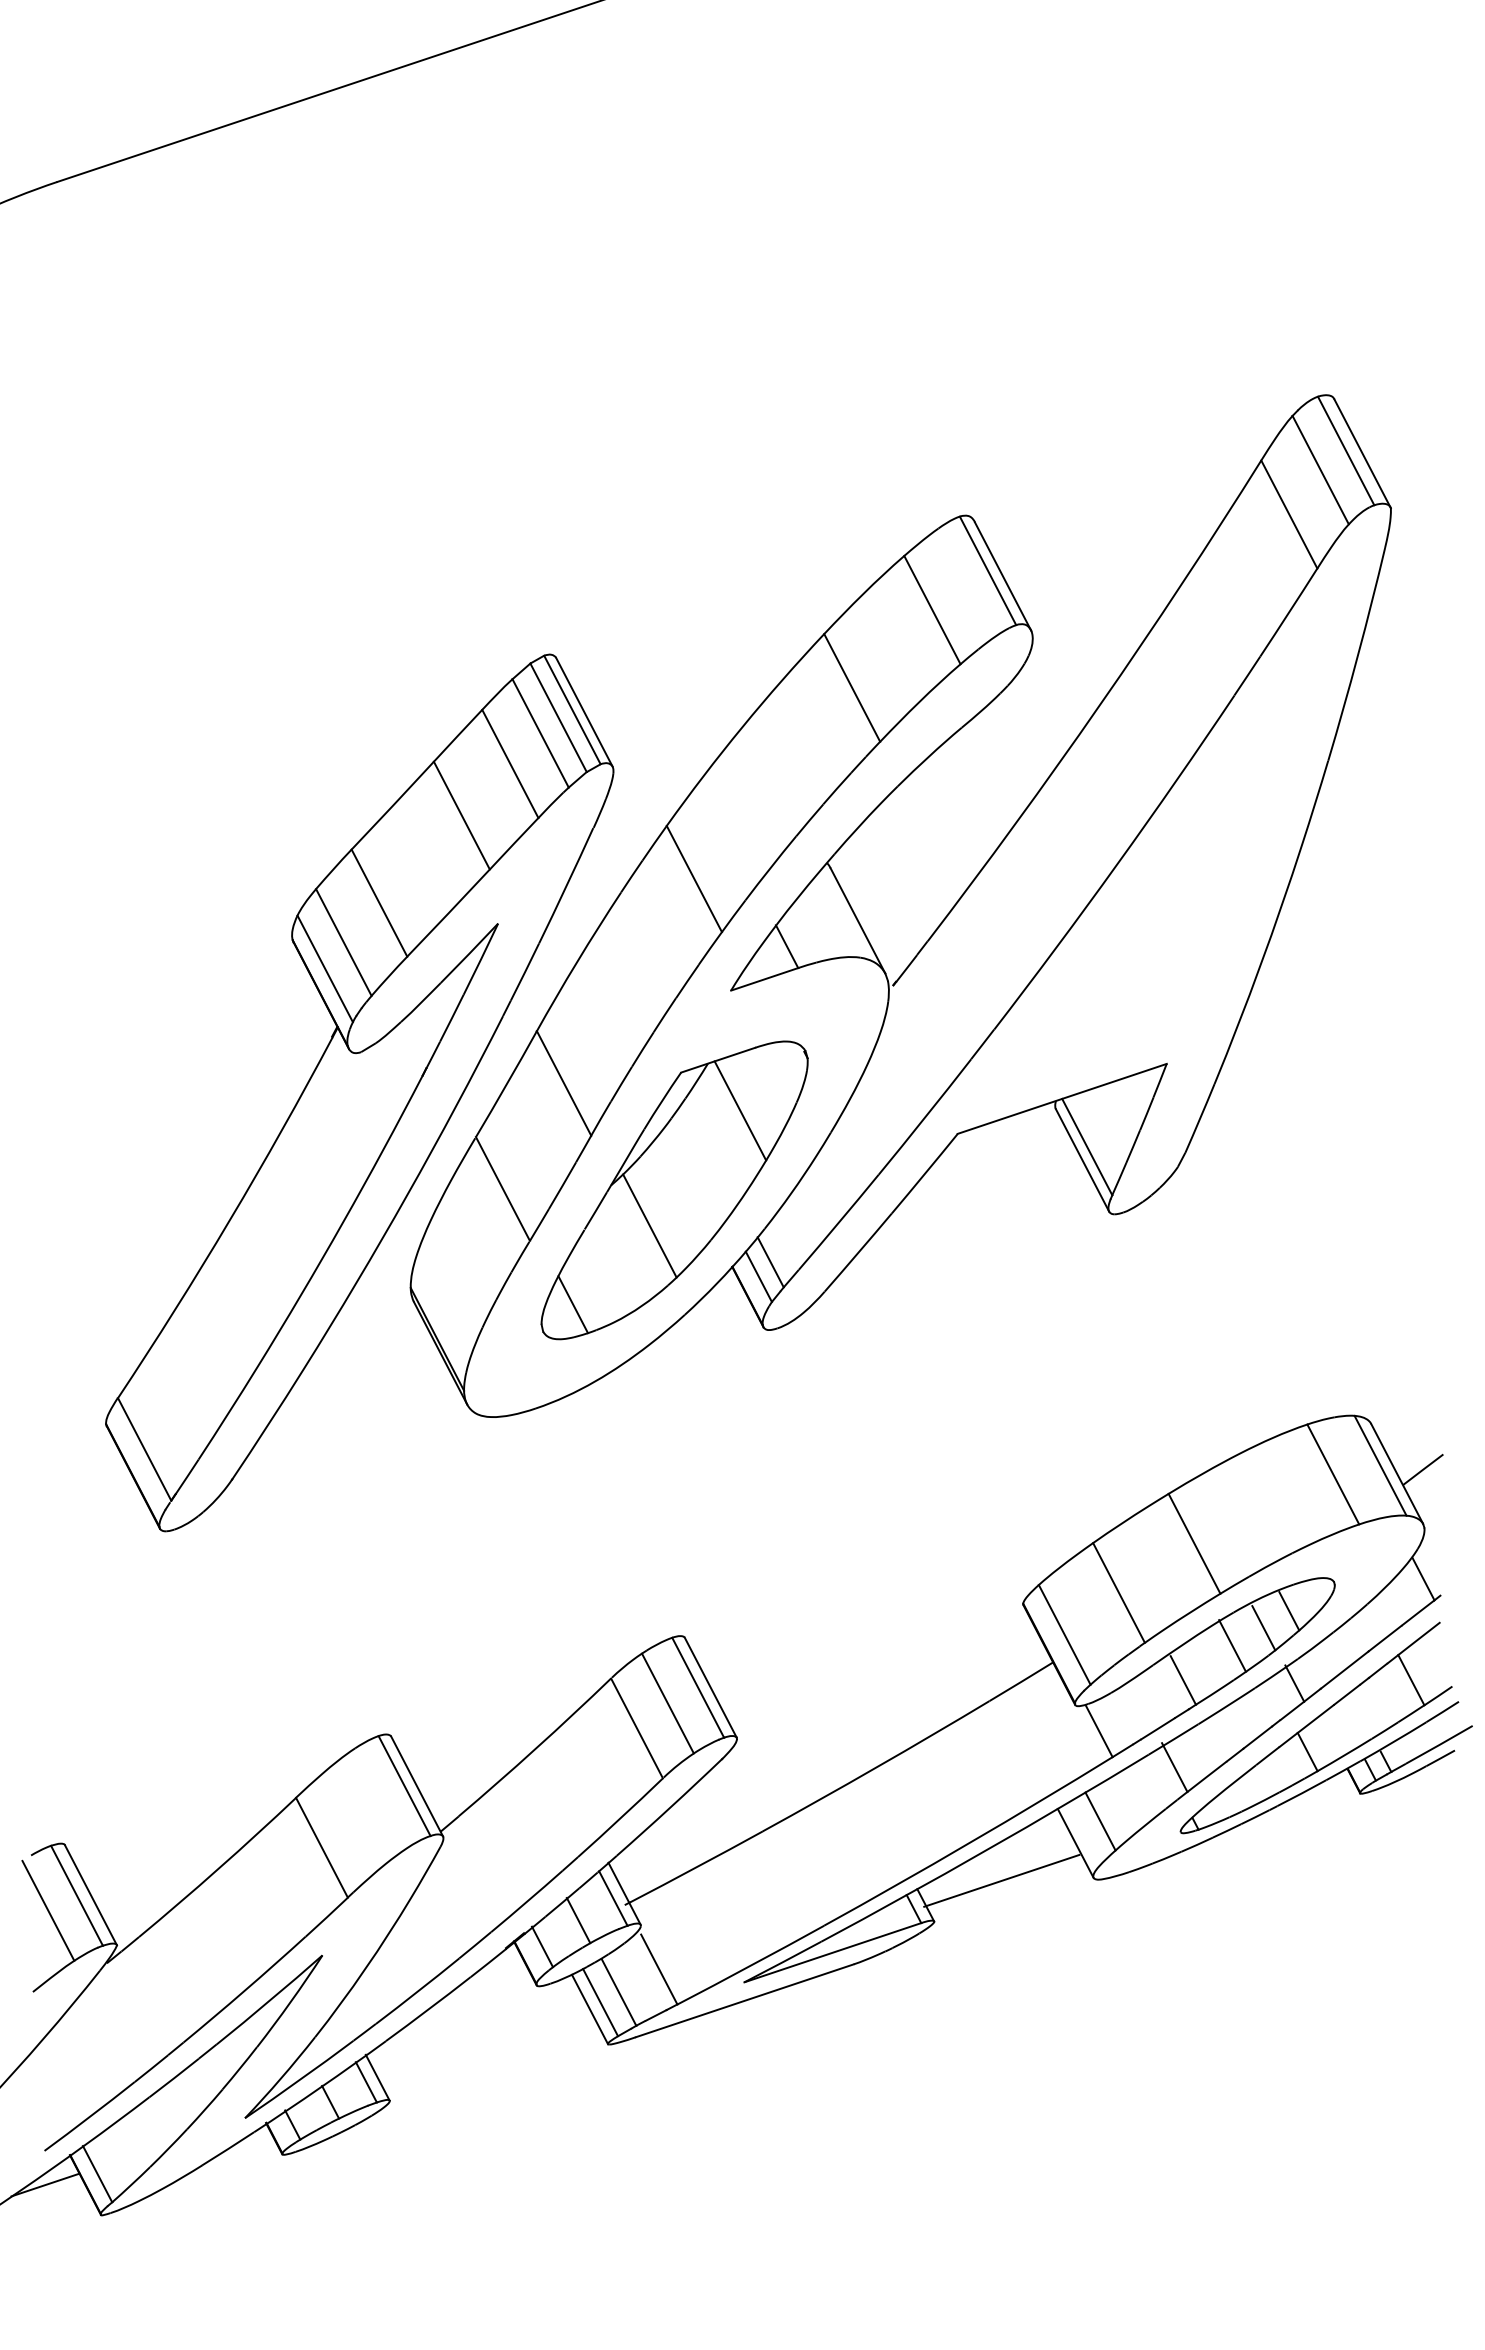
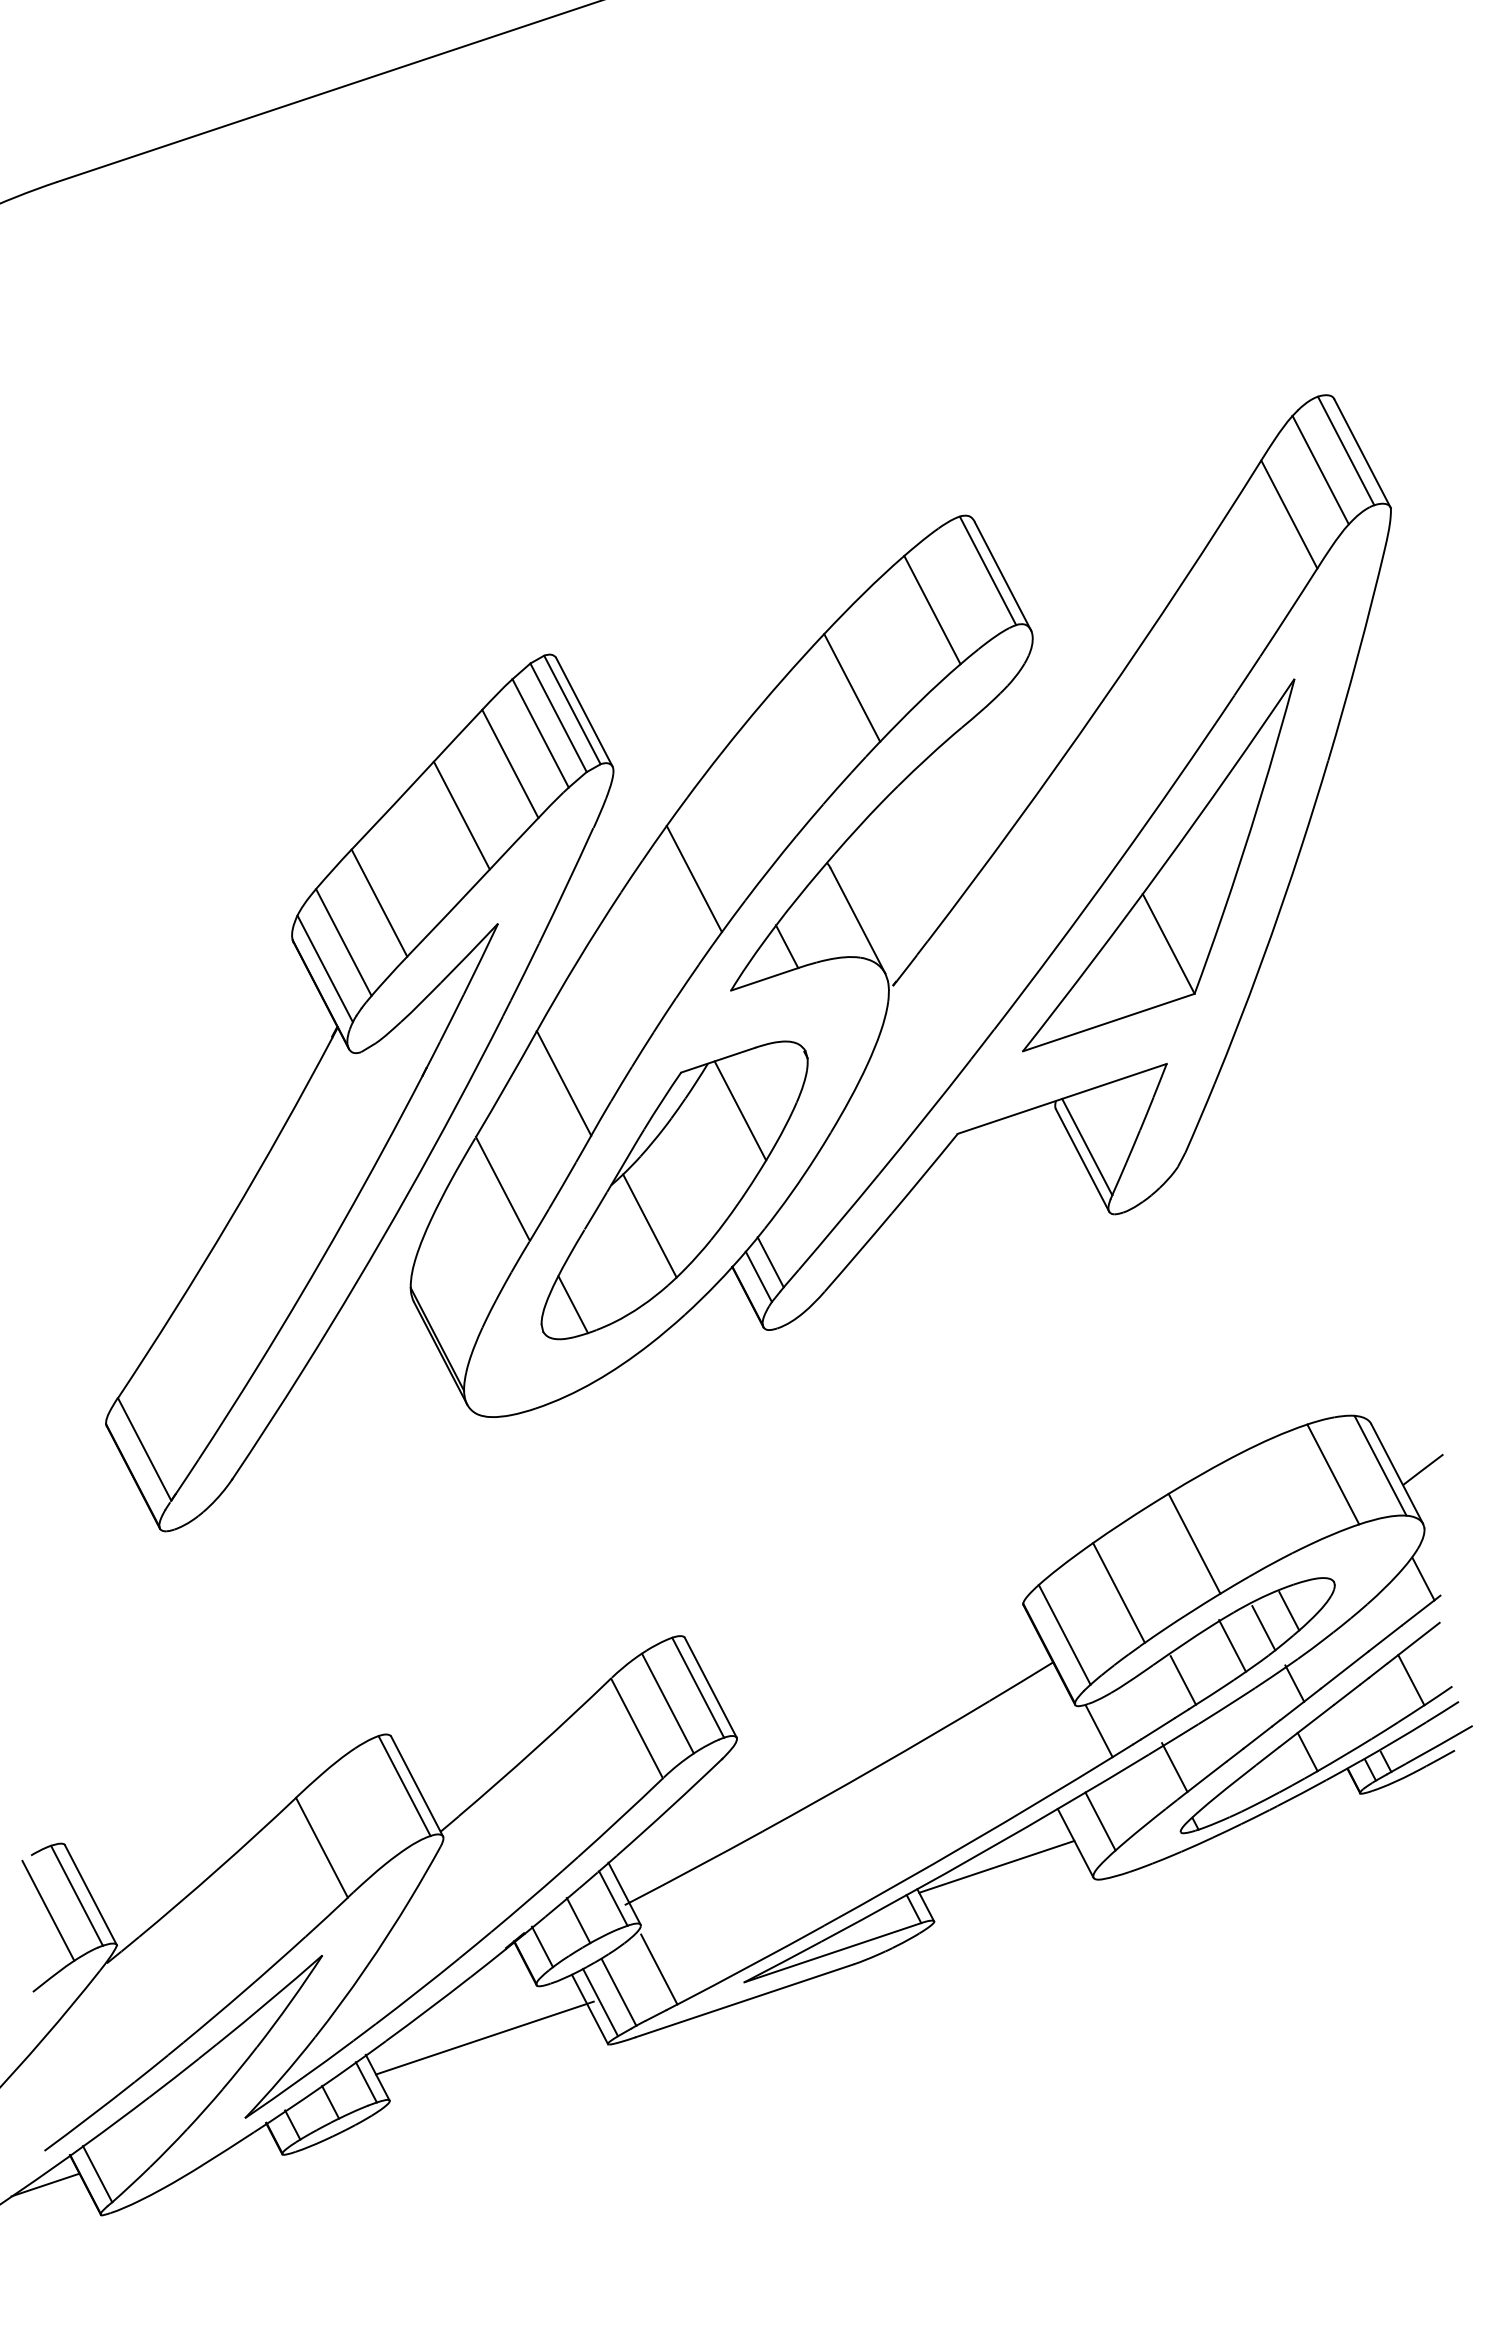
part: none -> present (1158, 865)
line position: (1001, 1880) -> (996, 1866) (996, 1866)
line: none -> present (484, 2037)
